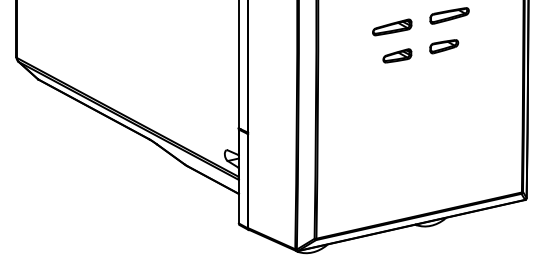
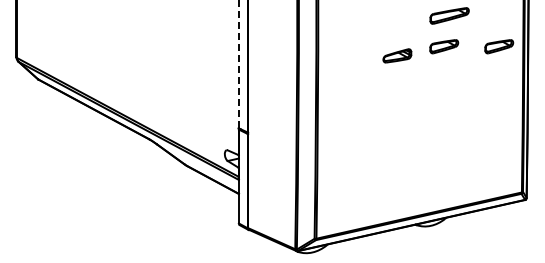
part: present -> none (392, 27)
part: none -> present (499, 46)
line: solid -> dashed (238, 64)
